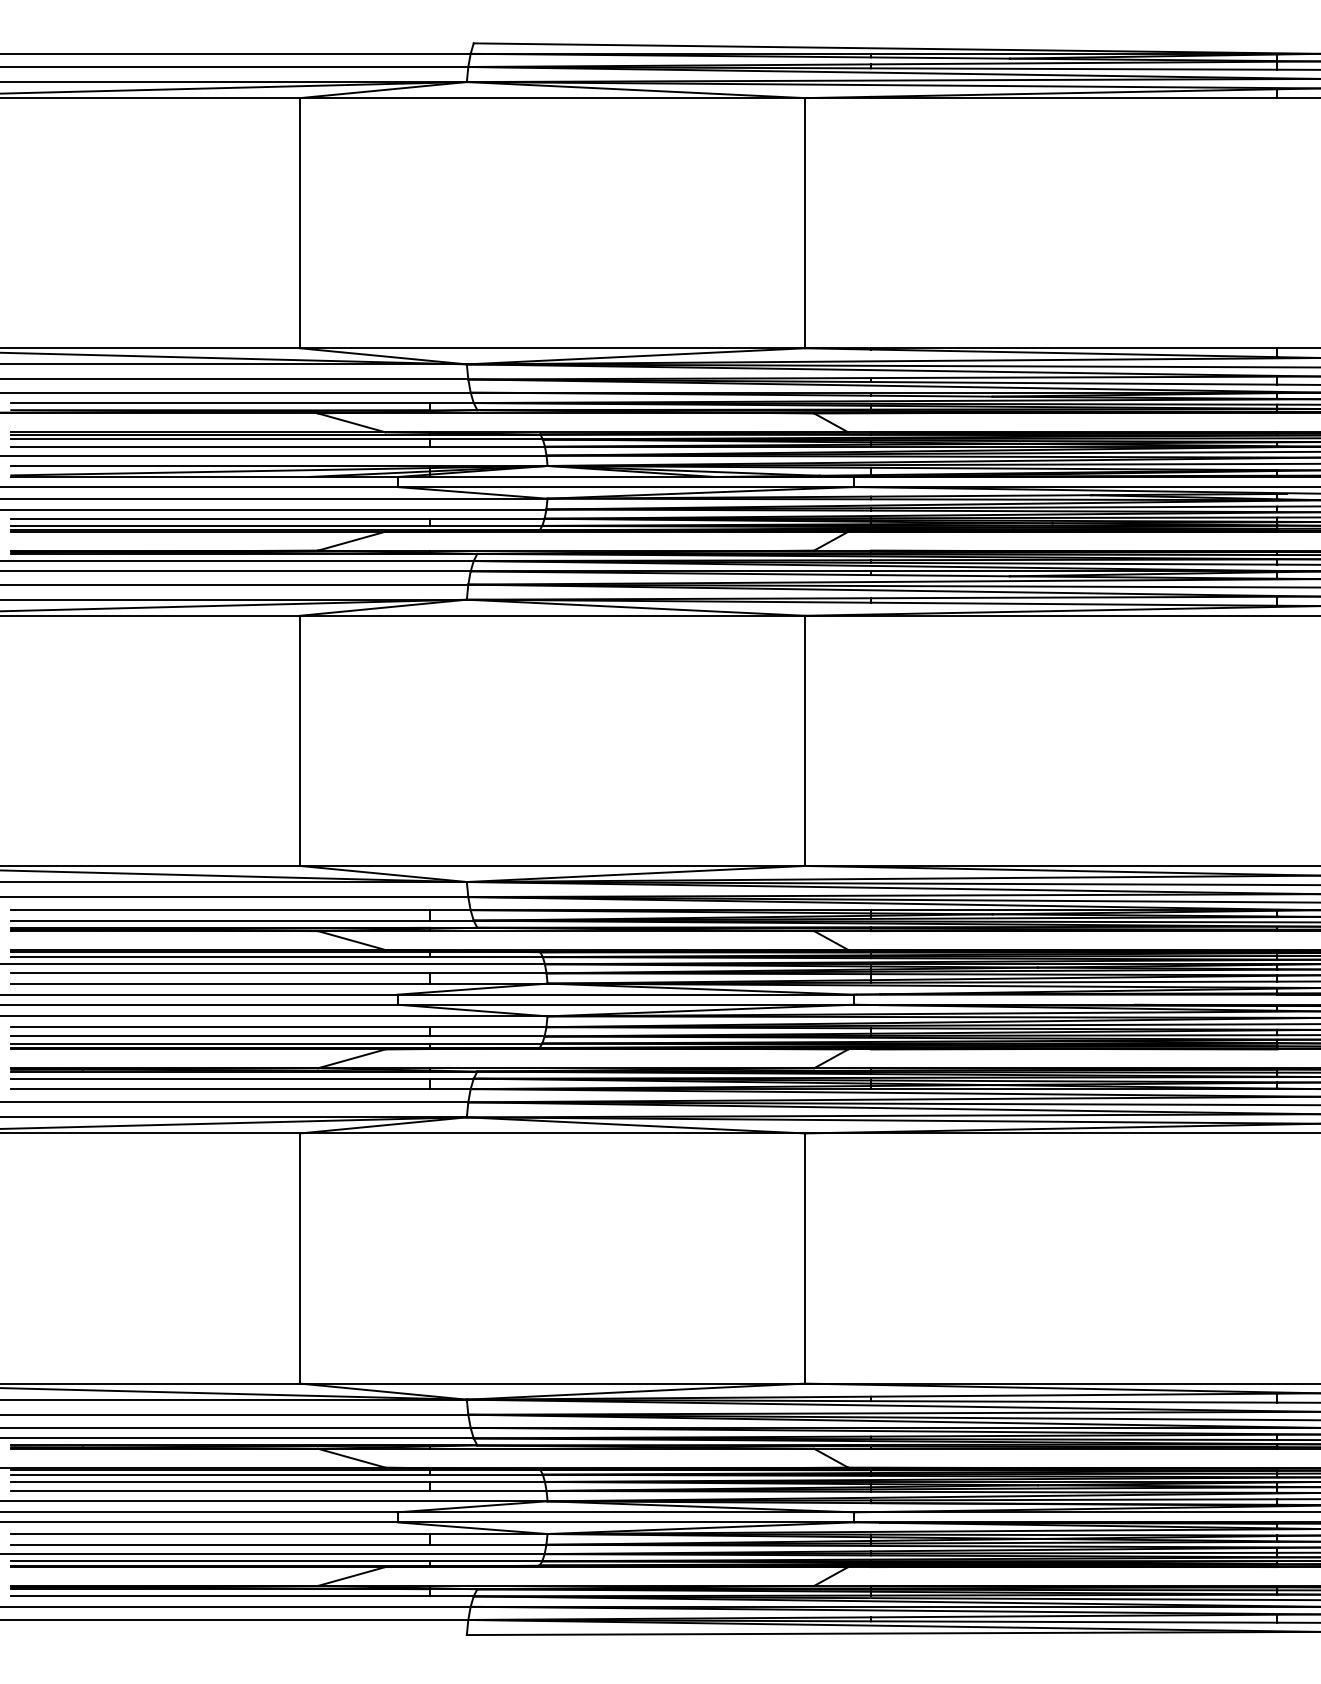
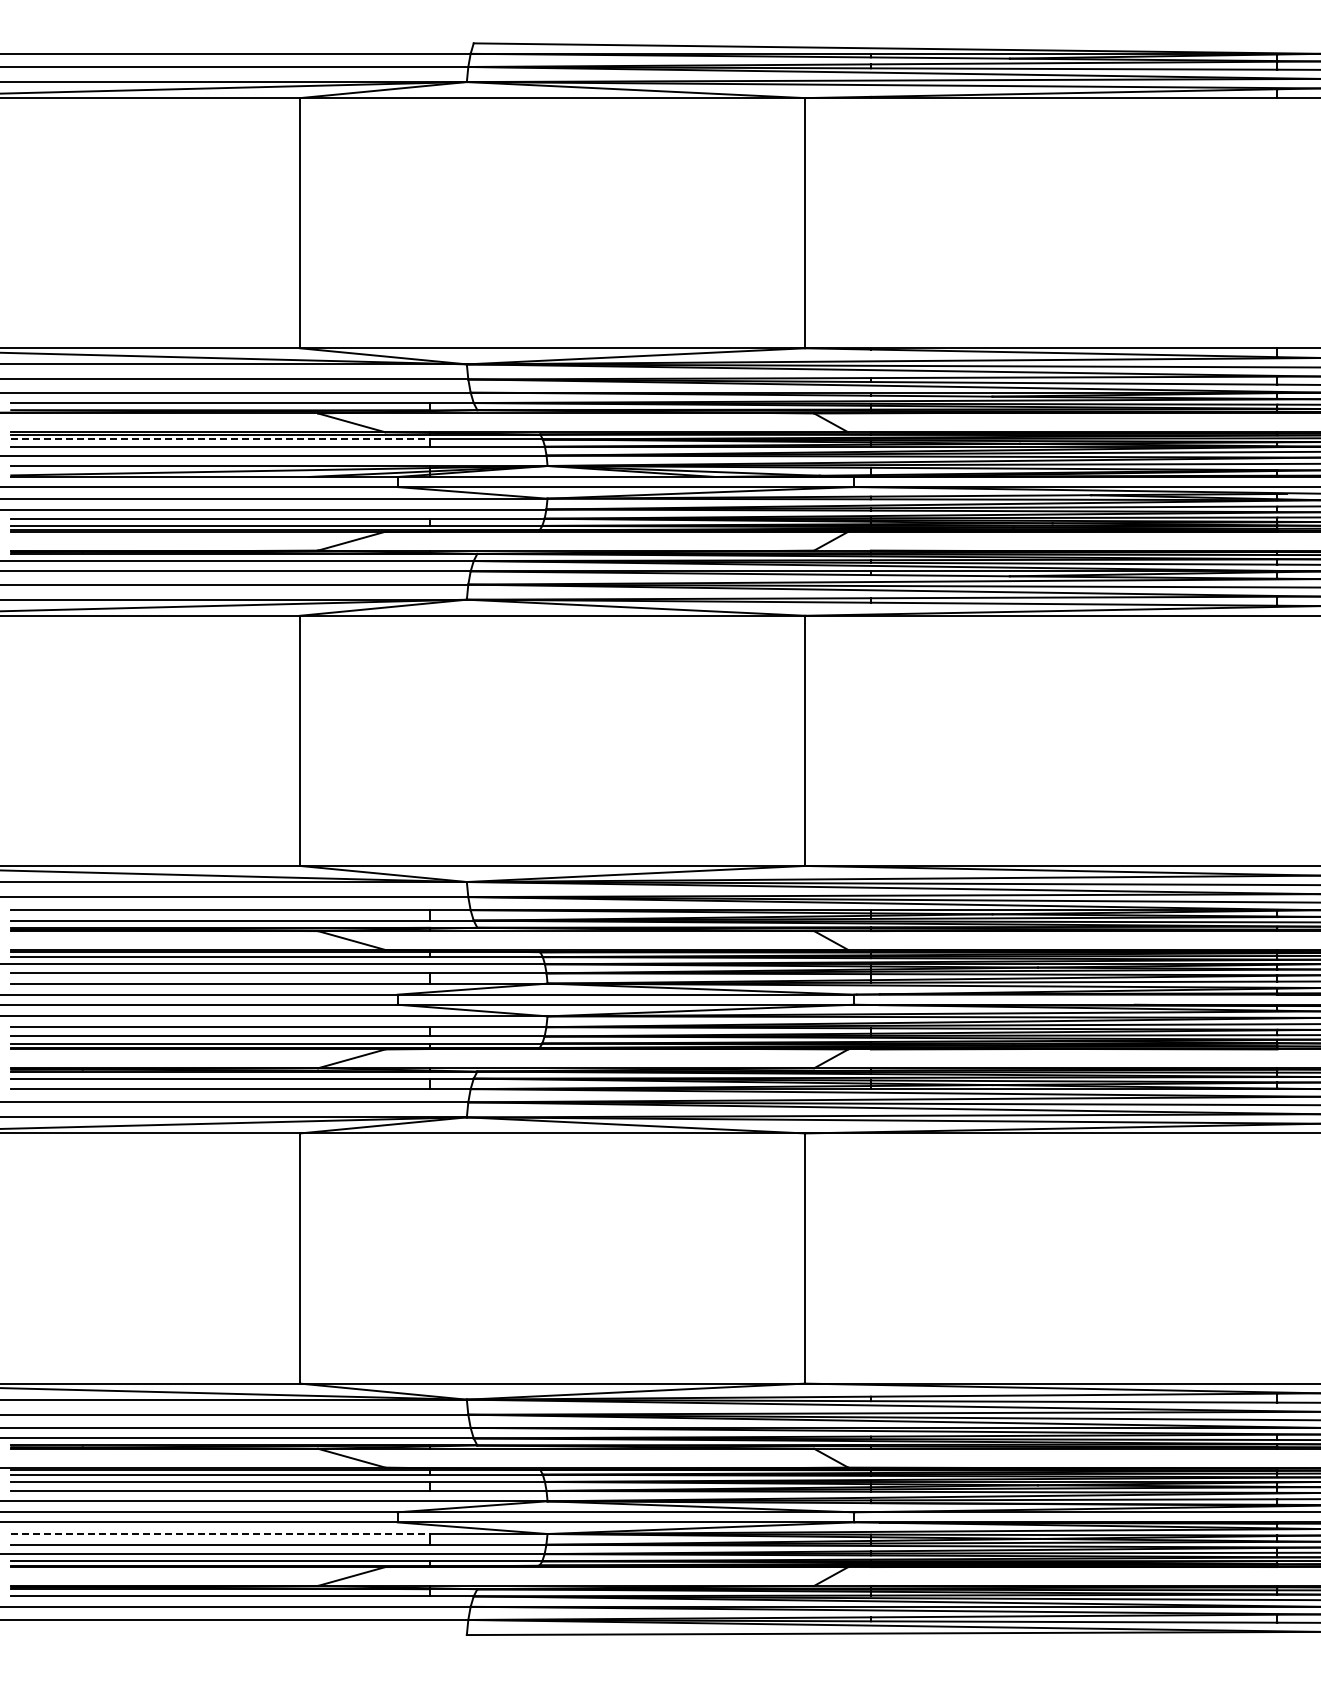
line: solid -> dashed (221, 439)
line: solid -> dashed (221, 1534)
